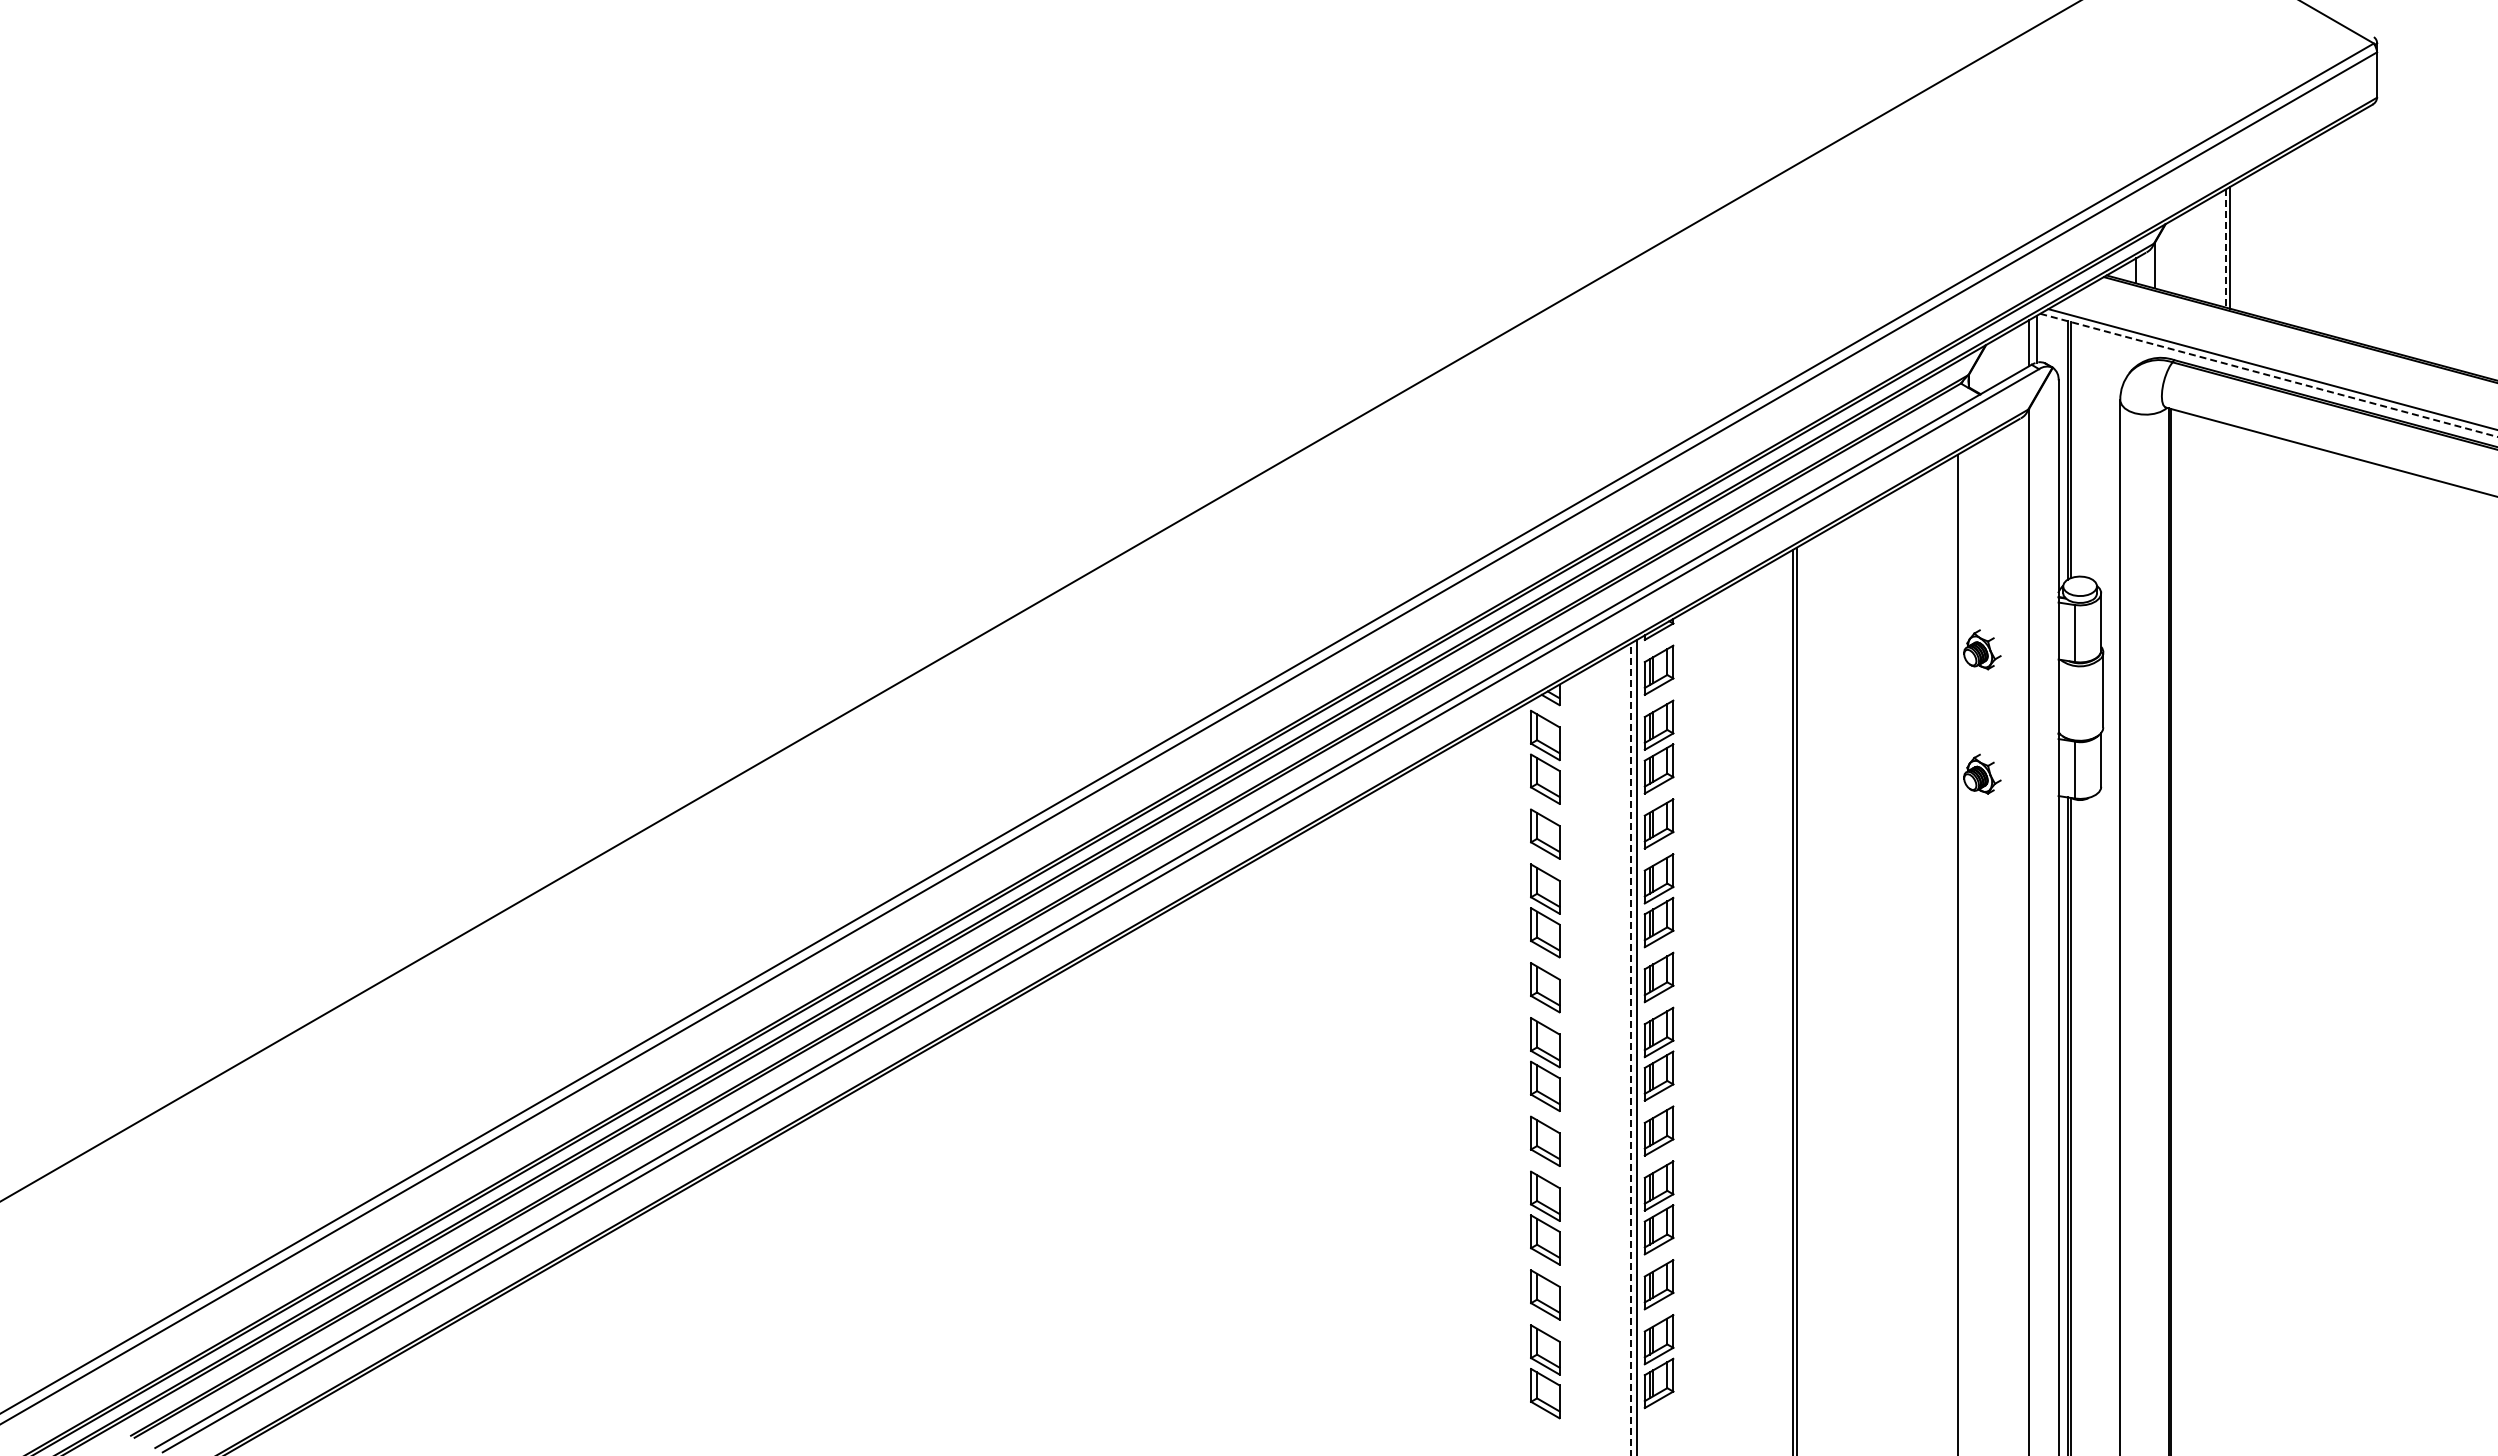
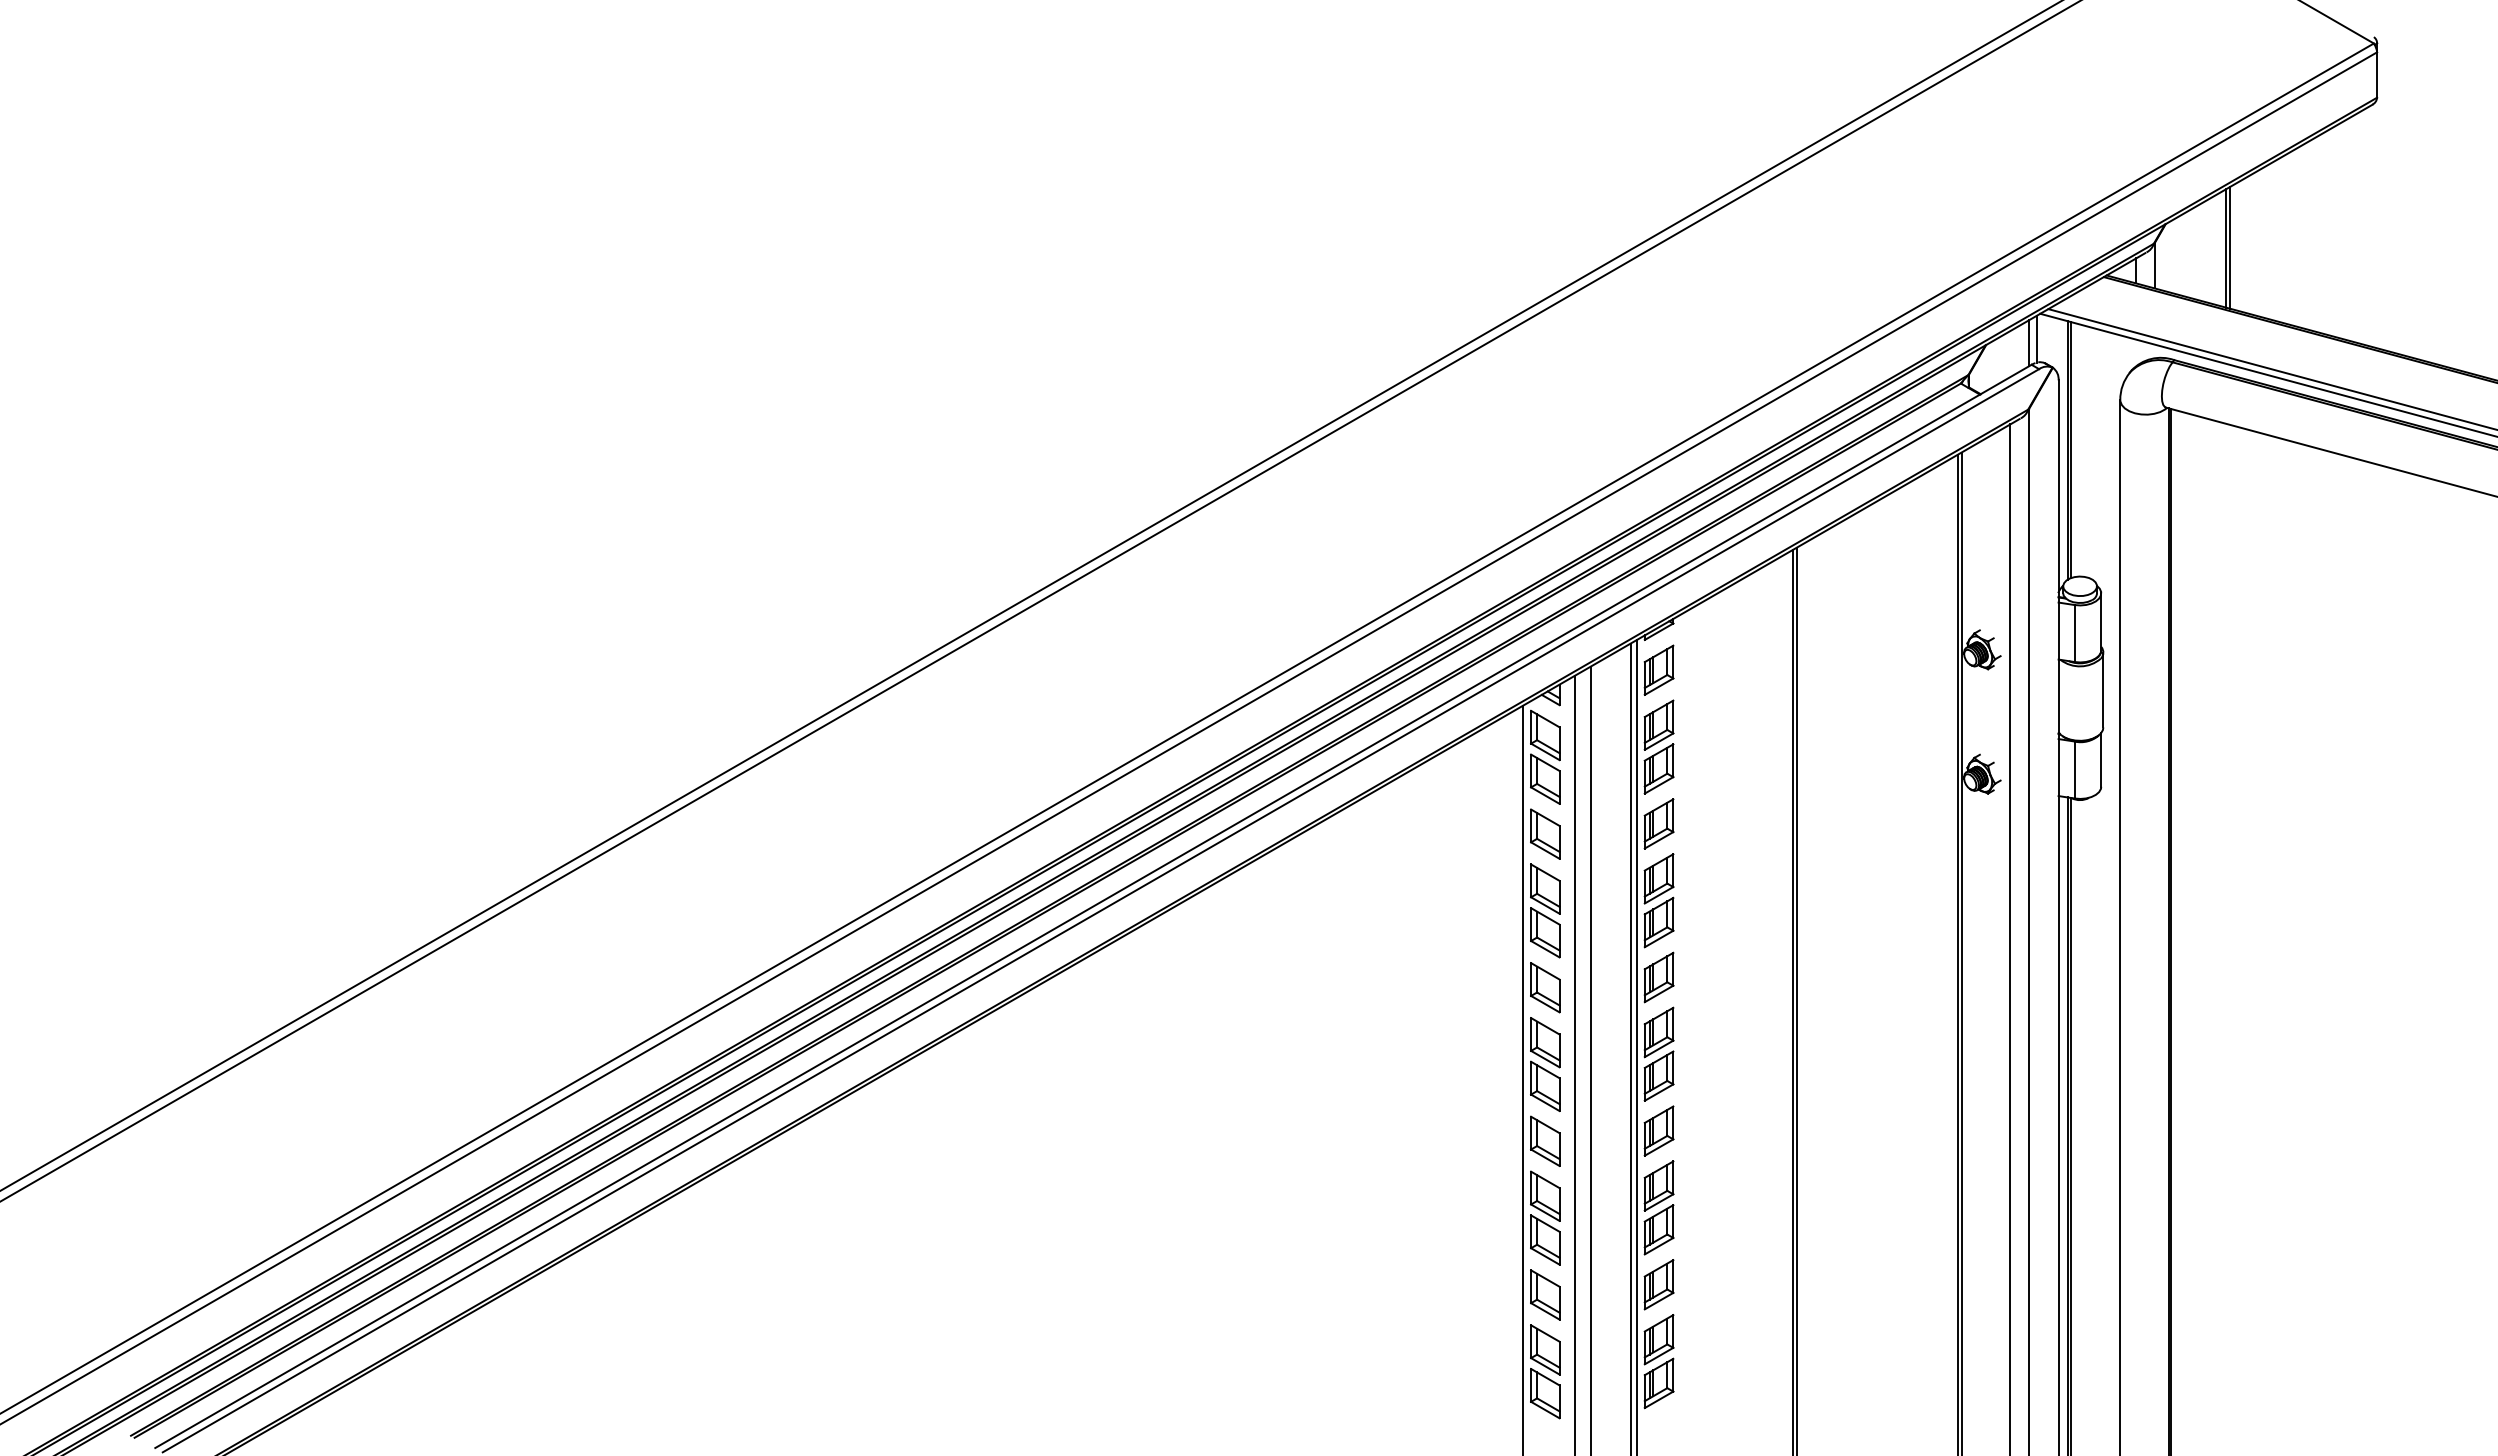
line: dashed -> solid (2225, 249)
line: dashed -> solid (2269, 375)
line: none -> present (1030, 595)
line: none -> present (2010, 938)
line: none -> present (1961, 952)
line: dashed -> solid (1630, 1049)
line: none -> present (1590, 1059)
line: none -> present (1574, 1063)
line: none -> present (1522, 1078)
